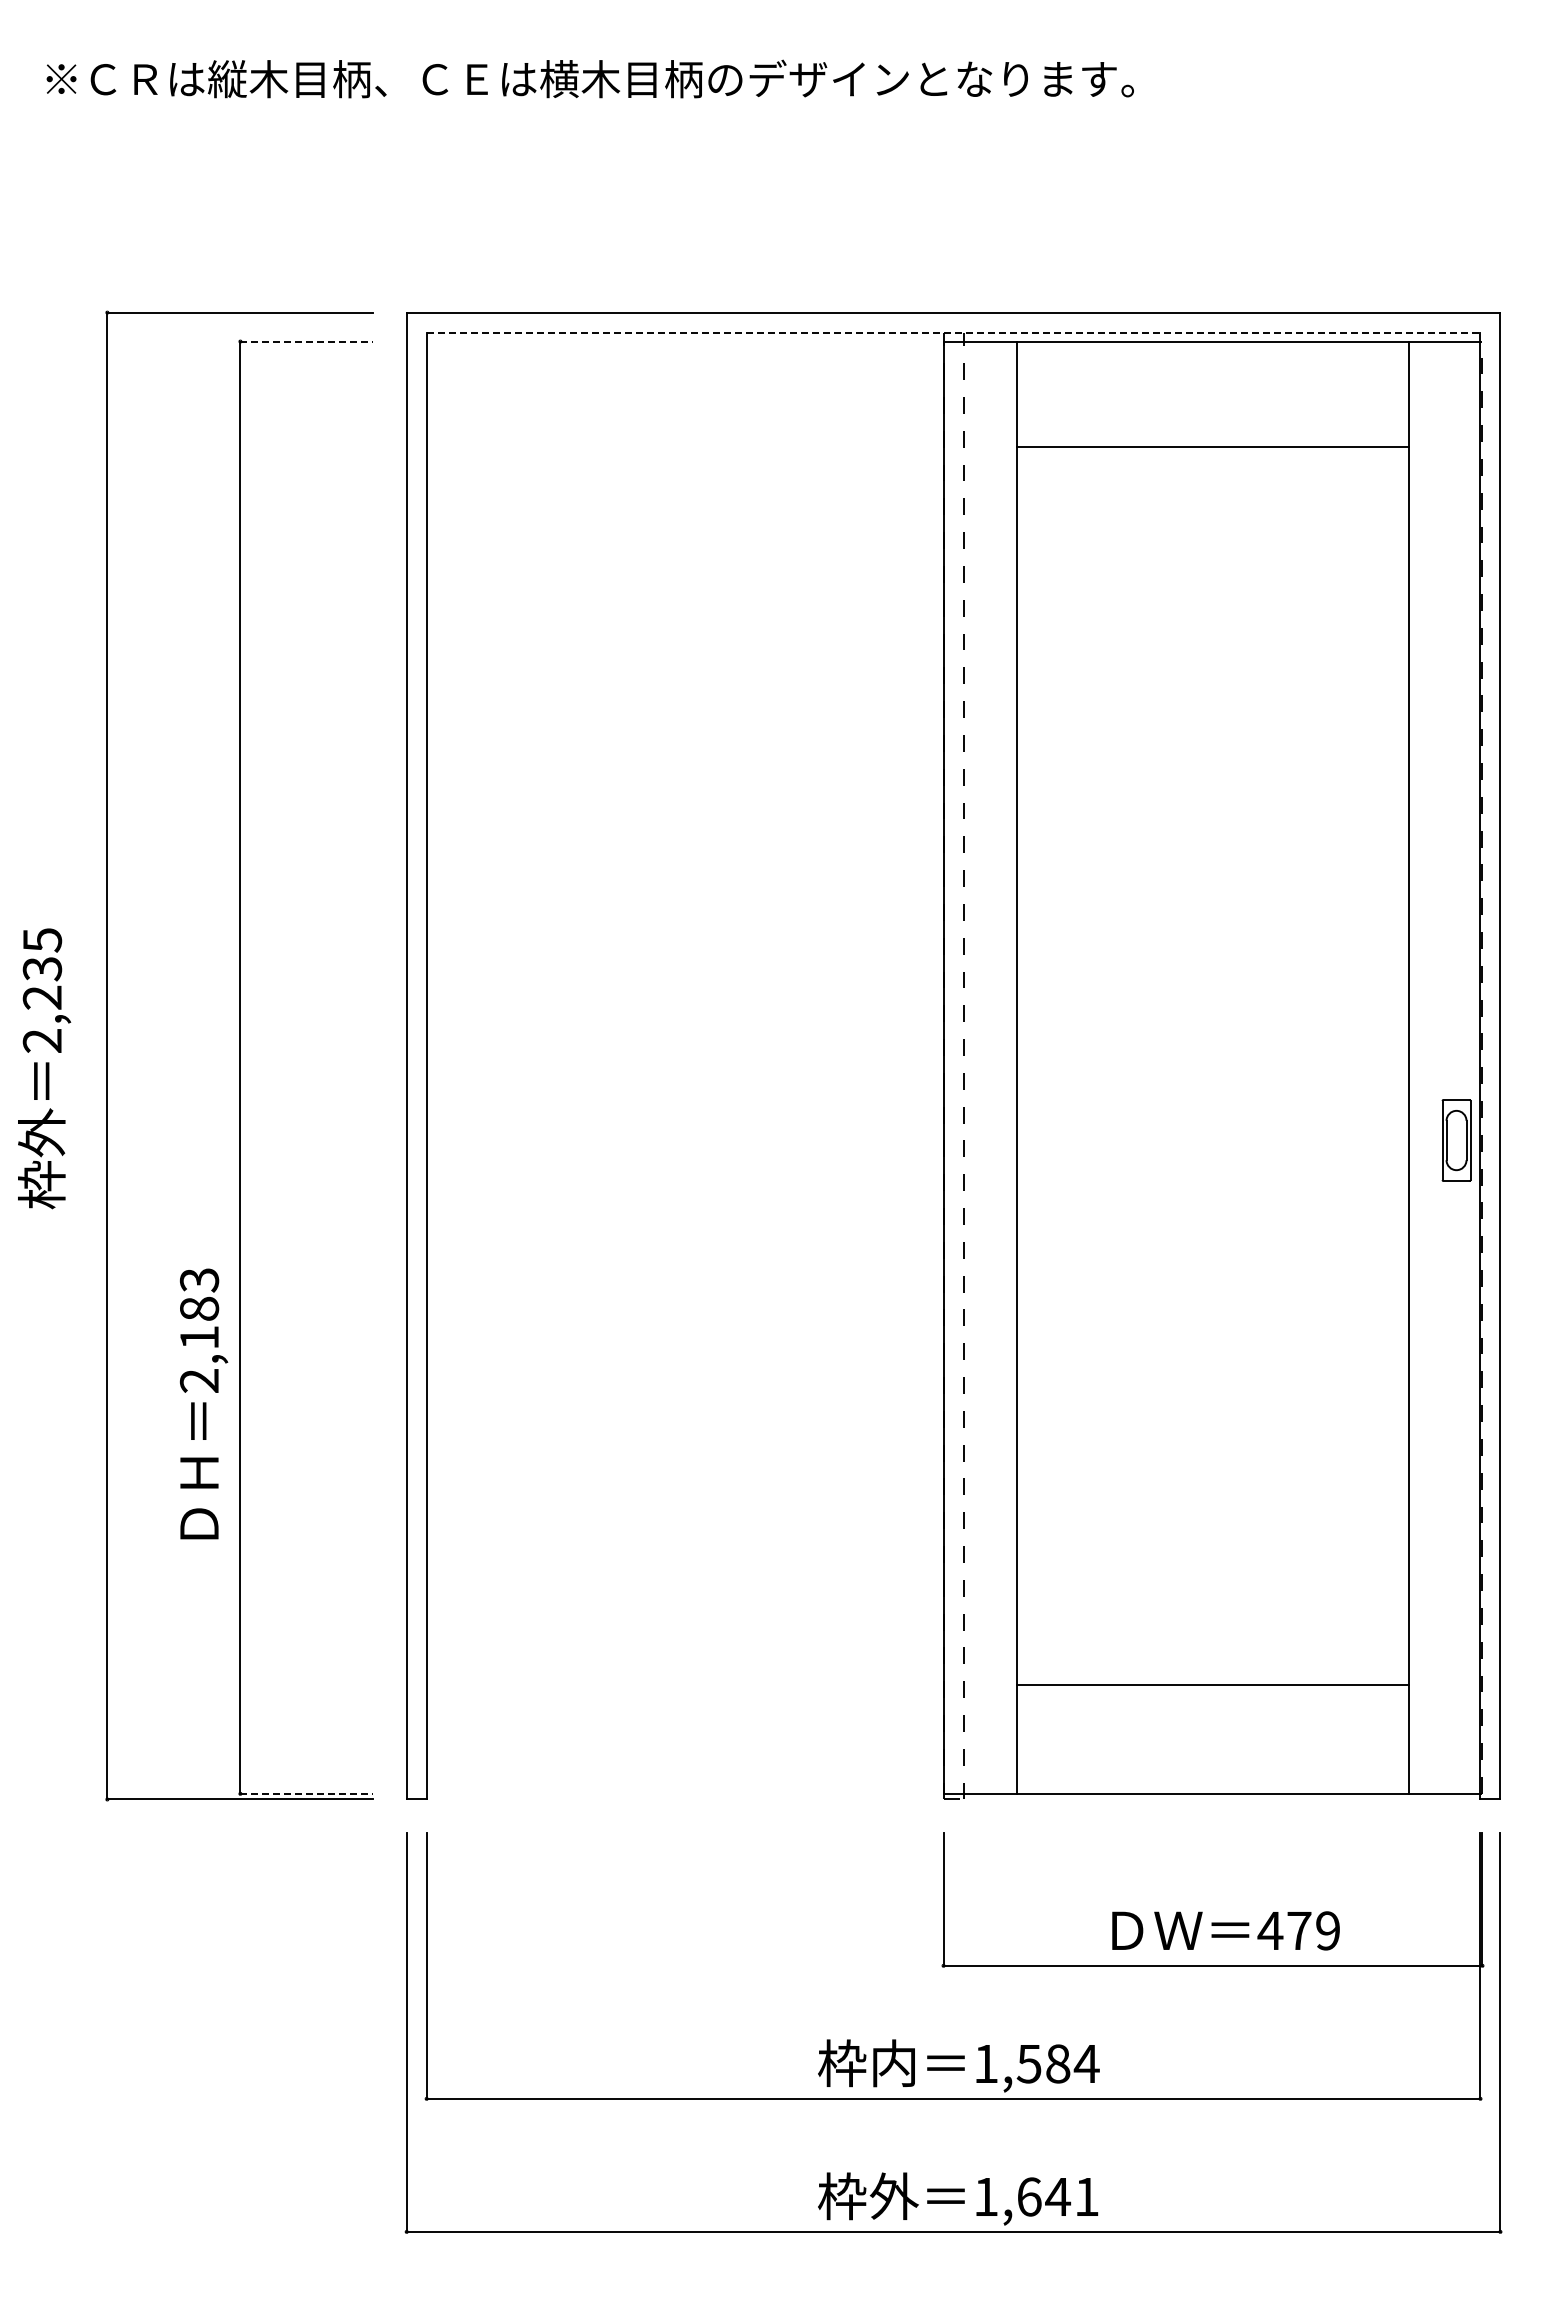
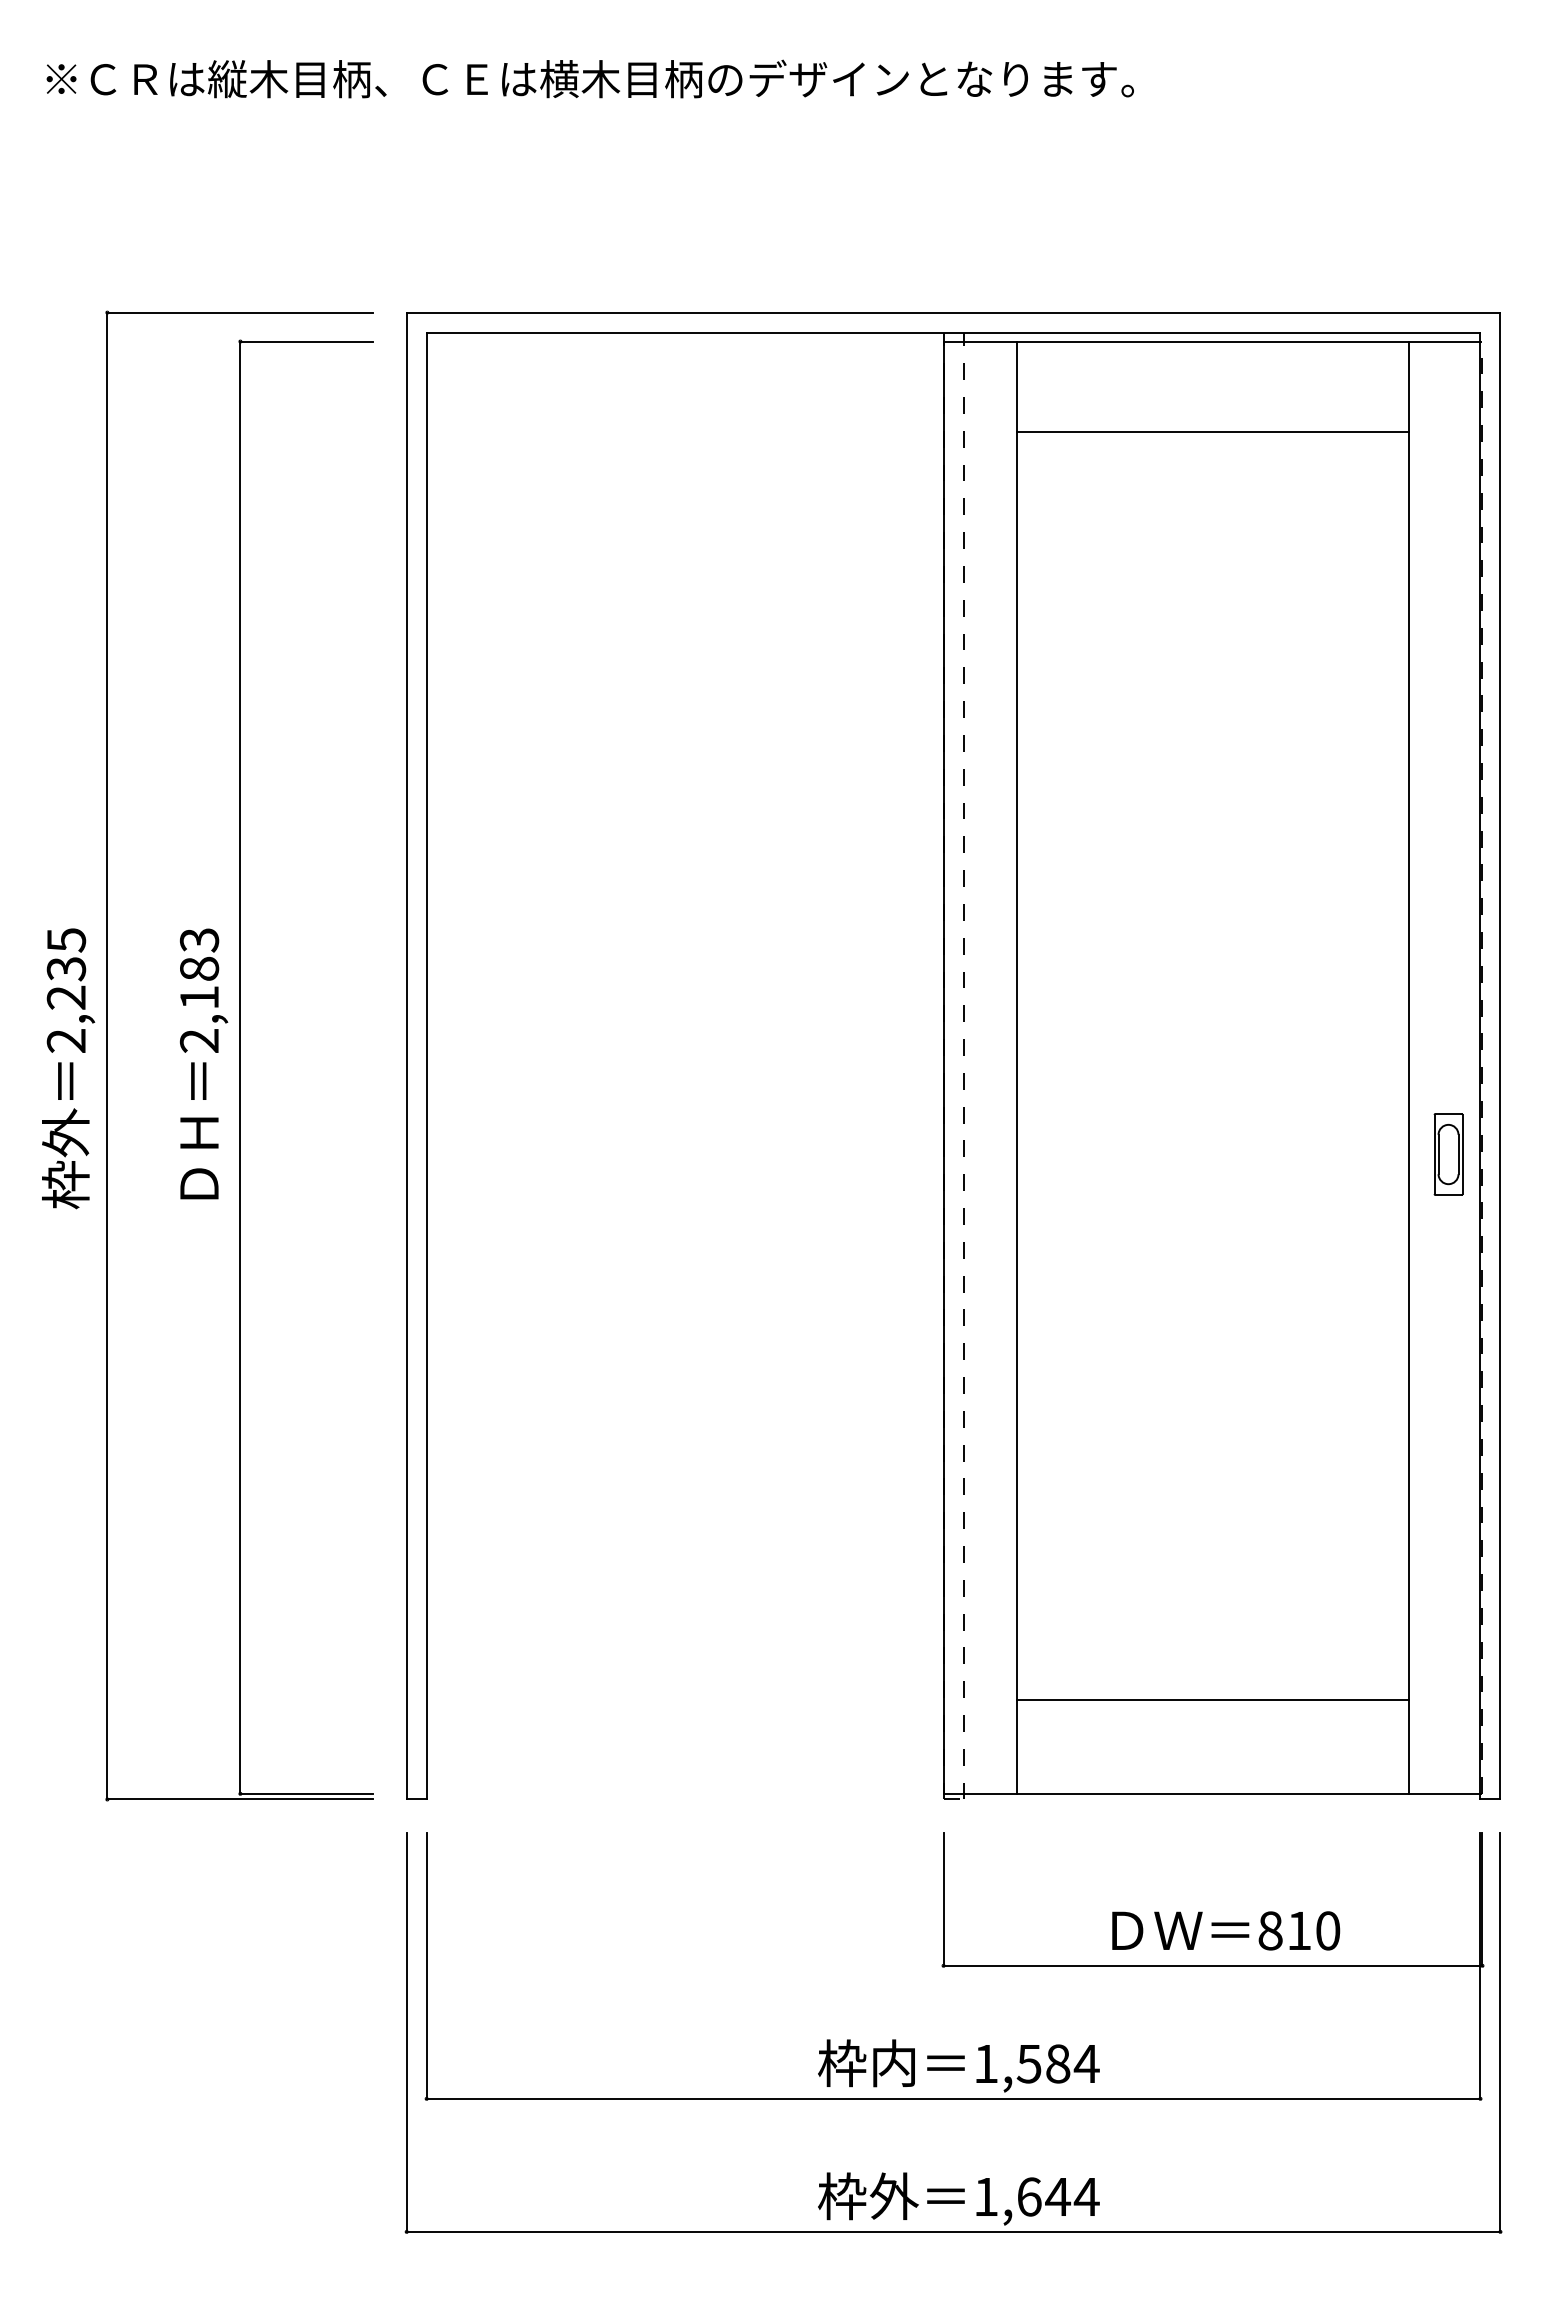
line: dashed -> solid (953, 332)
line: dashed -> solid (306, 341)
line position: (1212, 446) -> (1212, 431) (1212, 431)
text position: (44, 1068) -> (68, 1068) (68, 1068)
part position: (1456, 1140) -> (1448, 1154) (1448, 1154)
text position: (204, 1403) -> (204, 1063) (204, 1063)
line position: (1212, 1685) -> (1212, 1700) (1212, 1700)
line: dashed -> solid (306, 1793)
text: 479 -> 810 (1298, 1930)
text: 1,641 -> 1,644 (1086, 2196)
